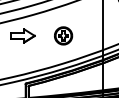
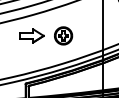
part position: (22, 35) -> (31, 35) (31, 35)
